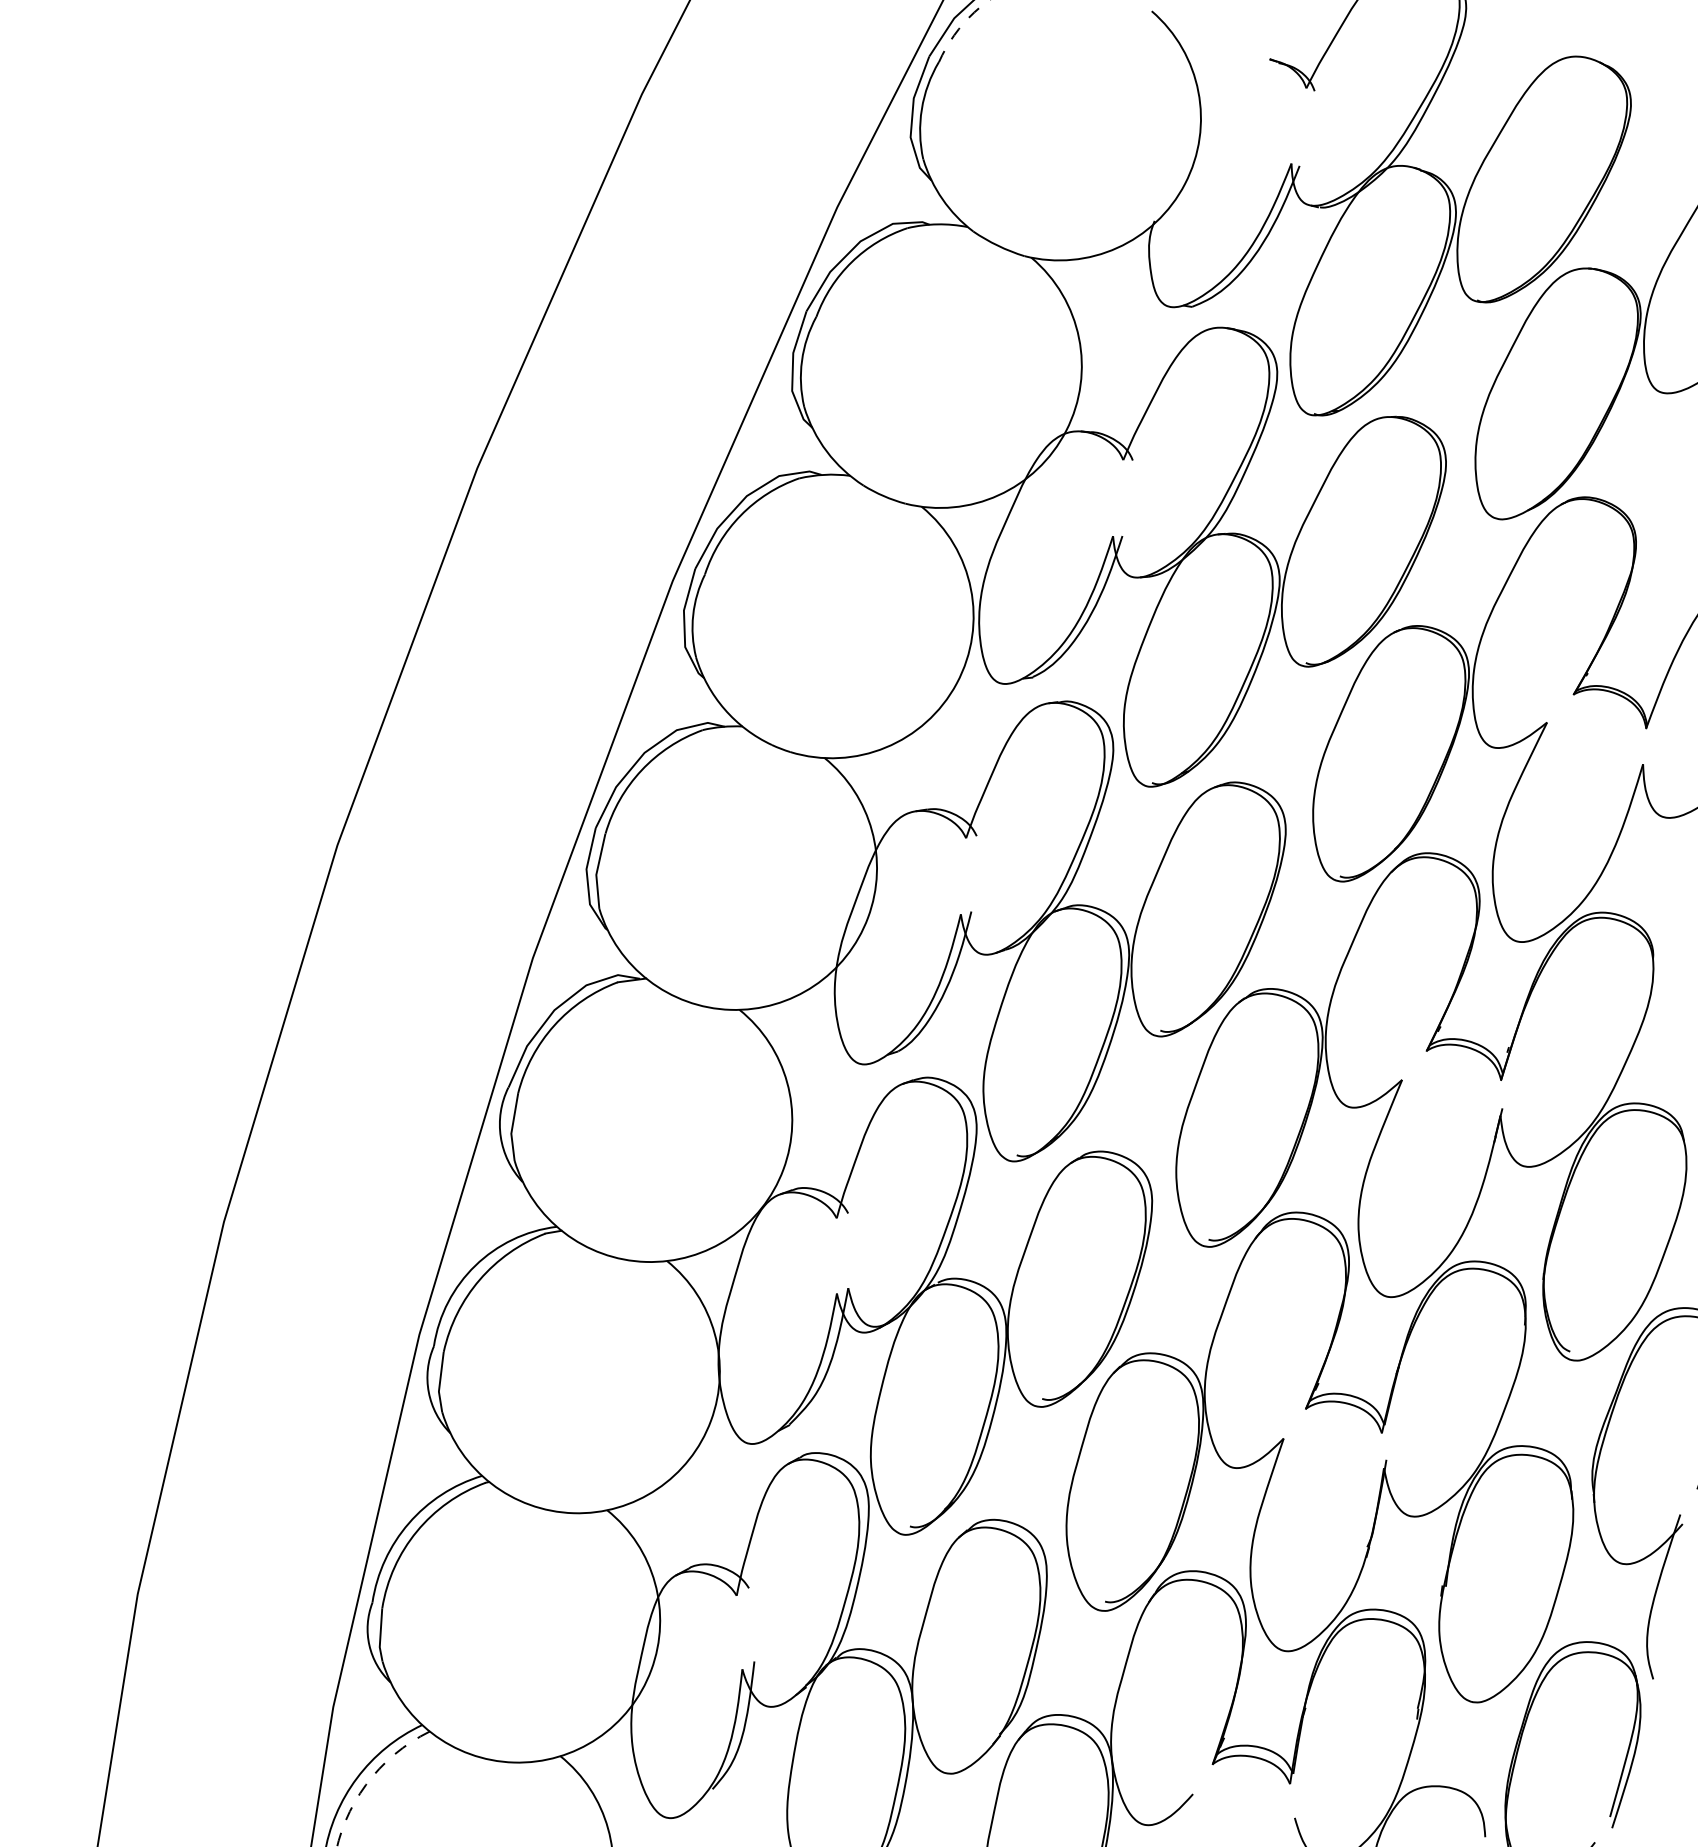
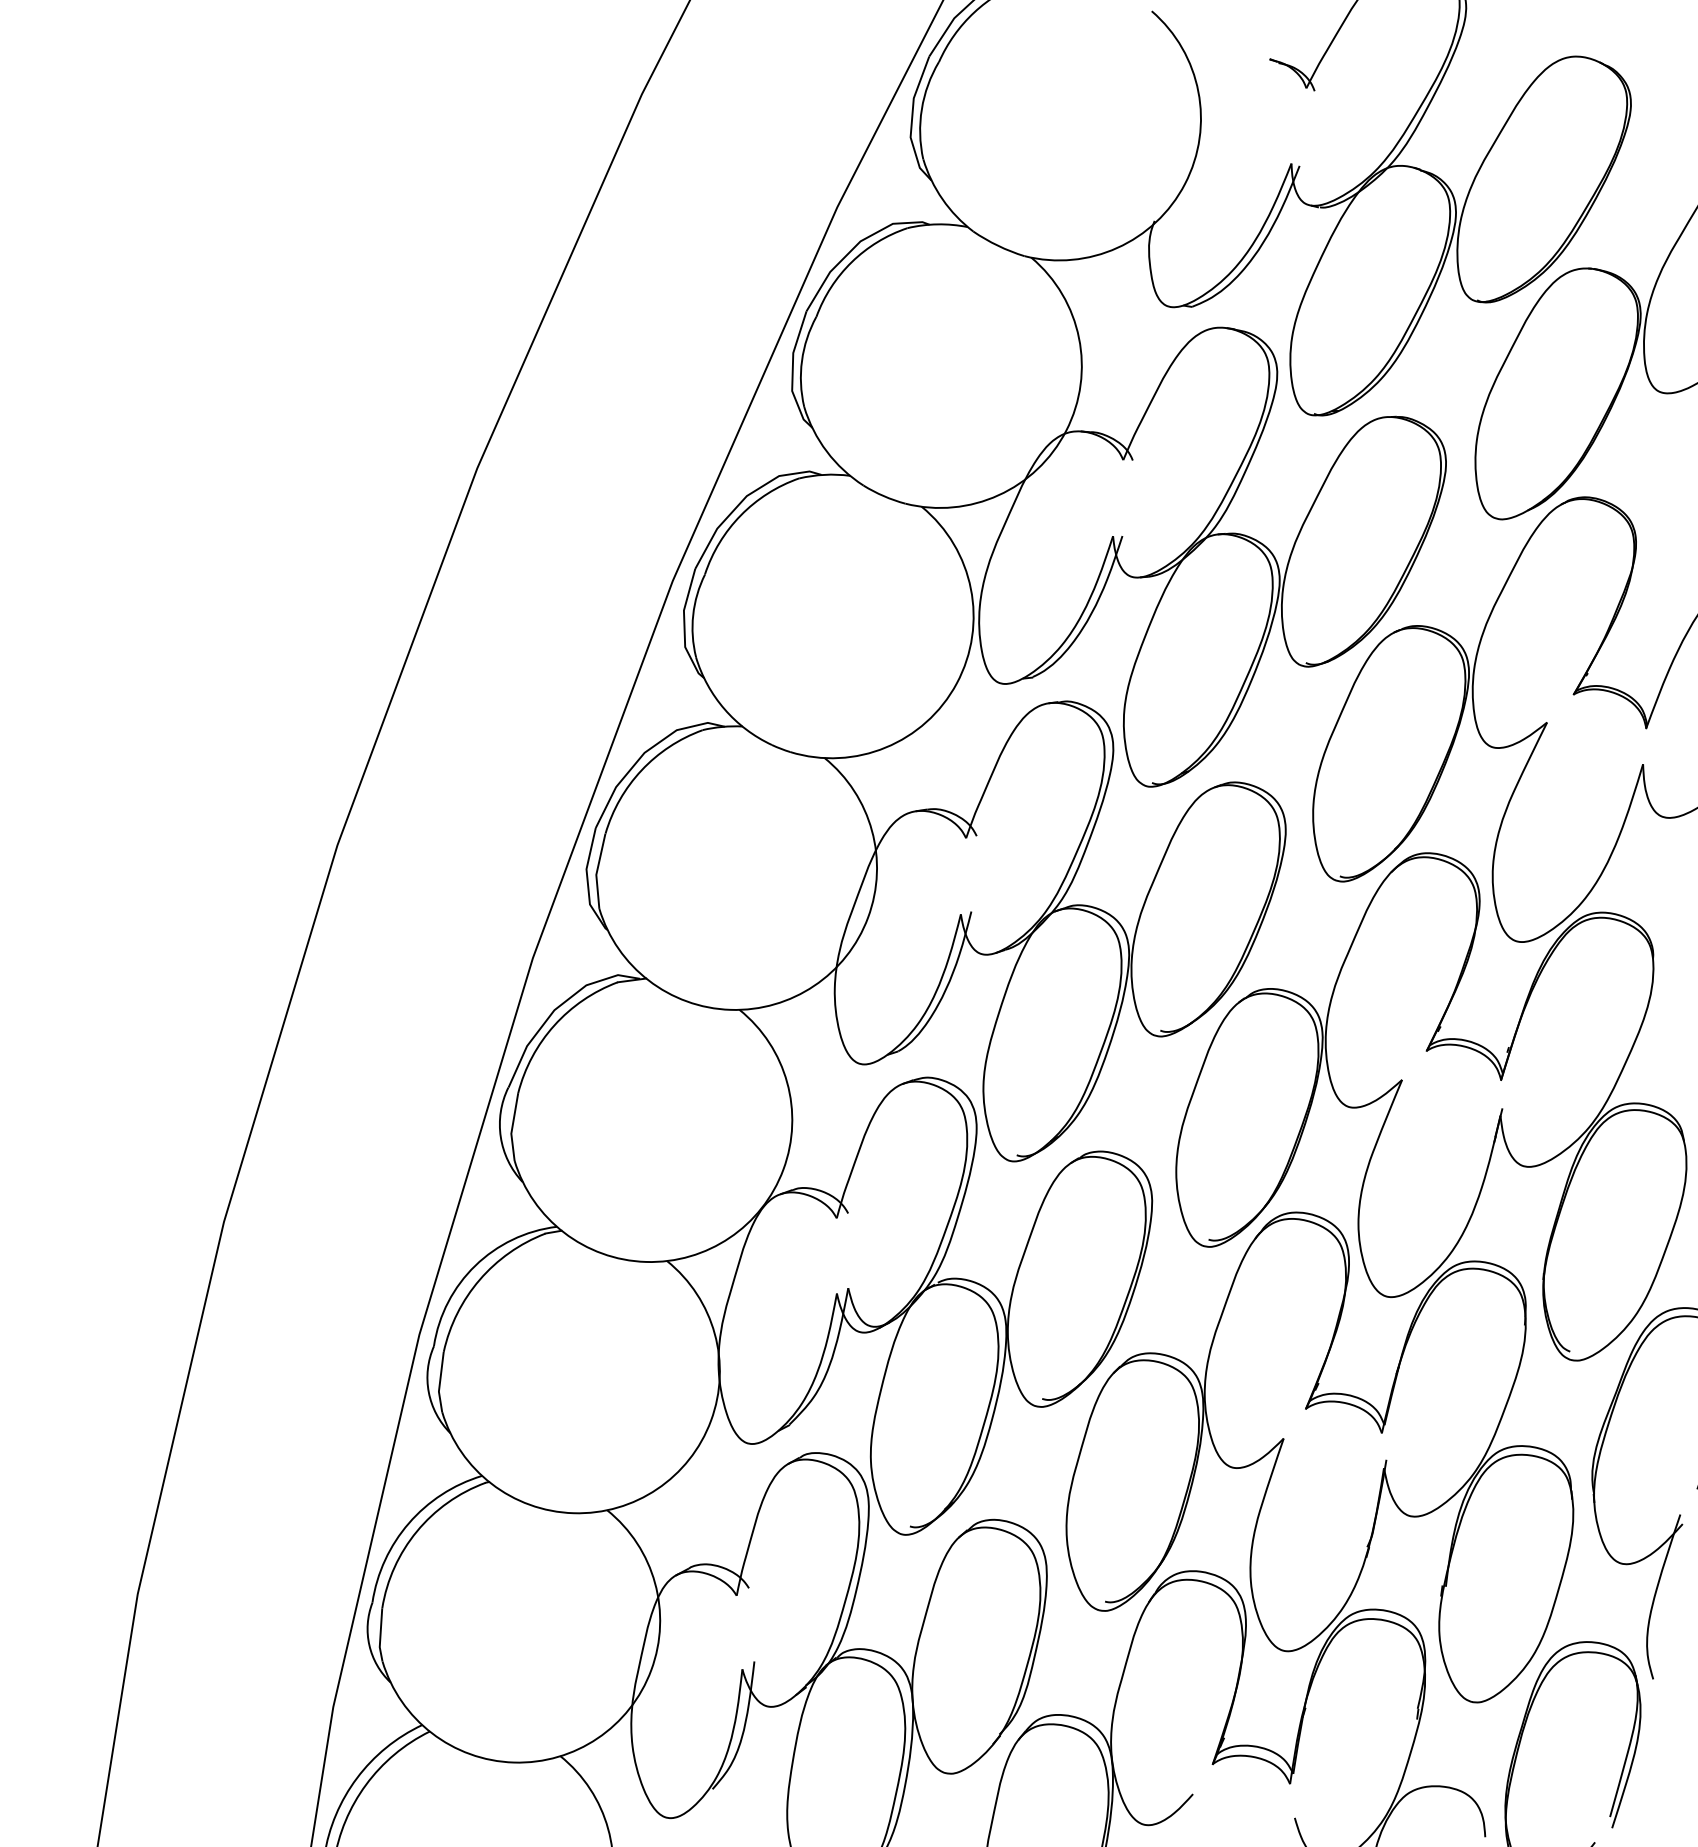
arc: dashed -> solid (960, 27)
arc: dashed -> solid (370, 1778)
